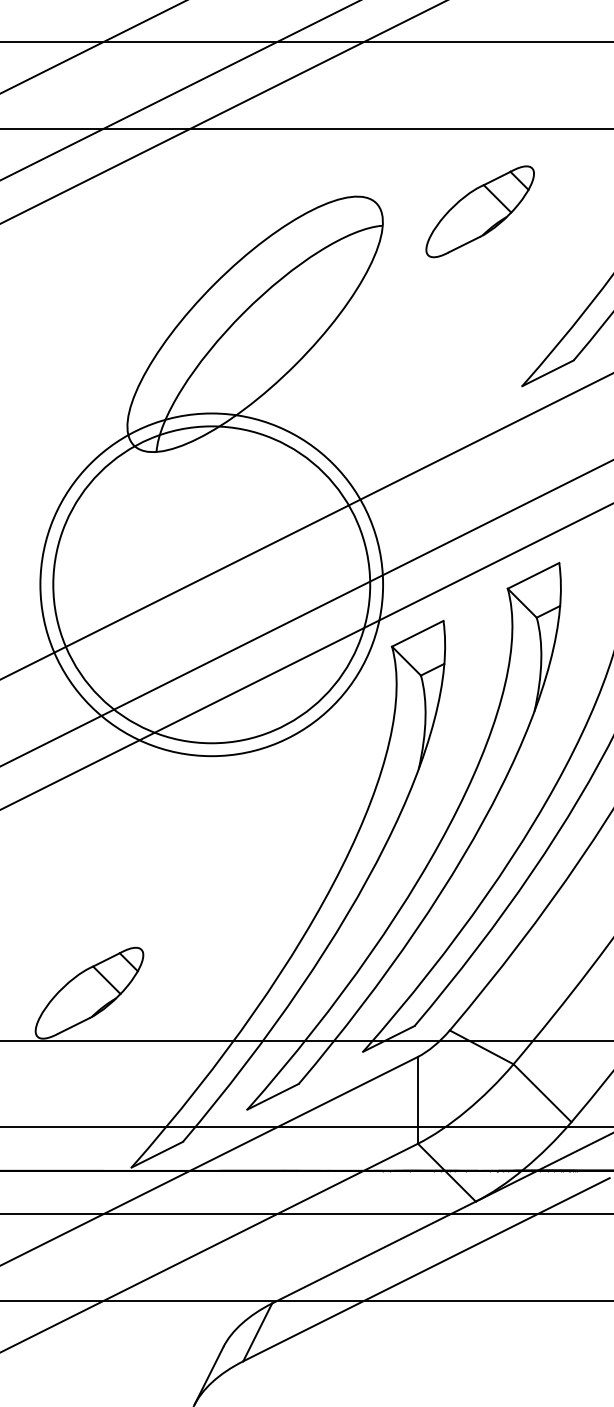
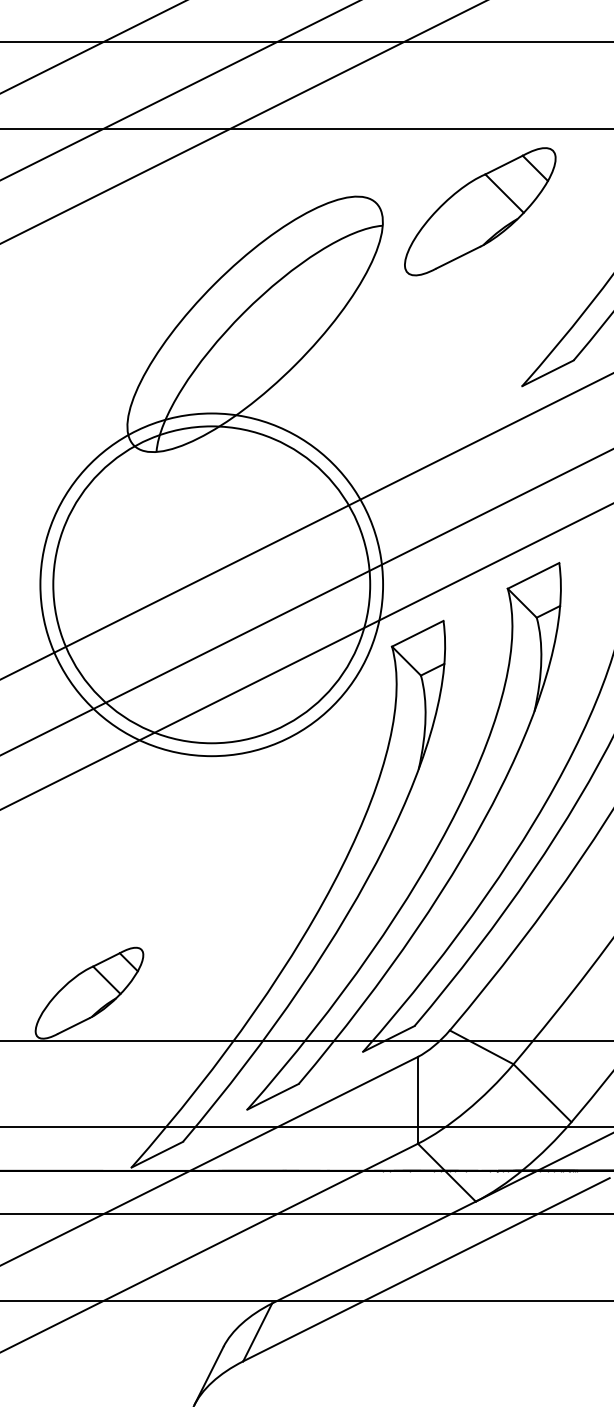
line position: (222, 112) -> (242, 122) (242, 122)
part size: 110x94 px -> 153x130 px (480, 211)
line position: (306, 613) -> (306, 602) (306, 602)
